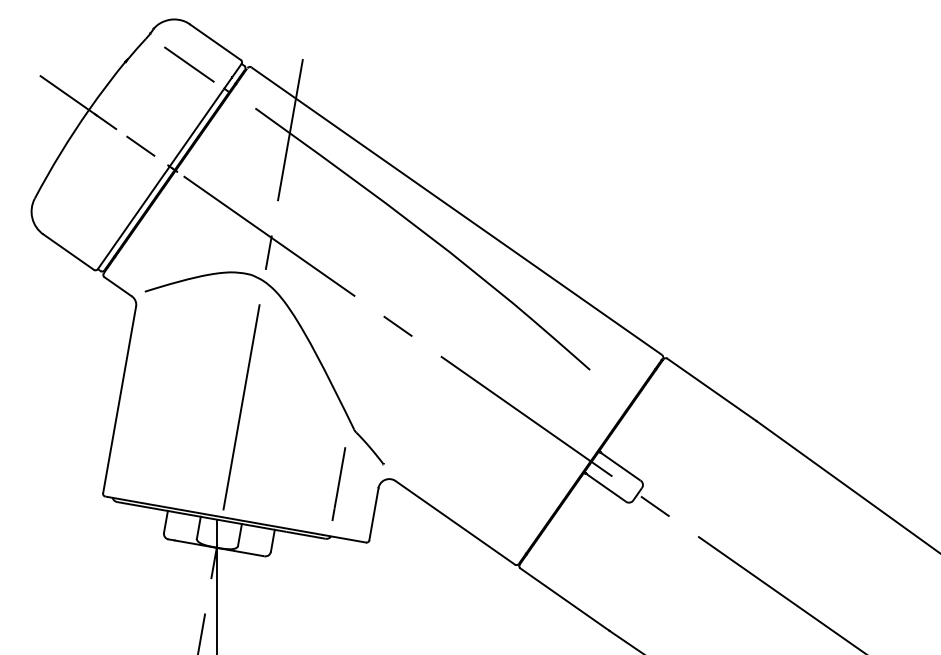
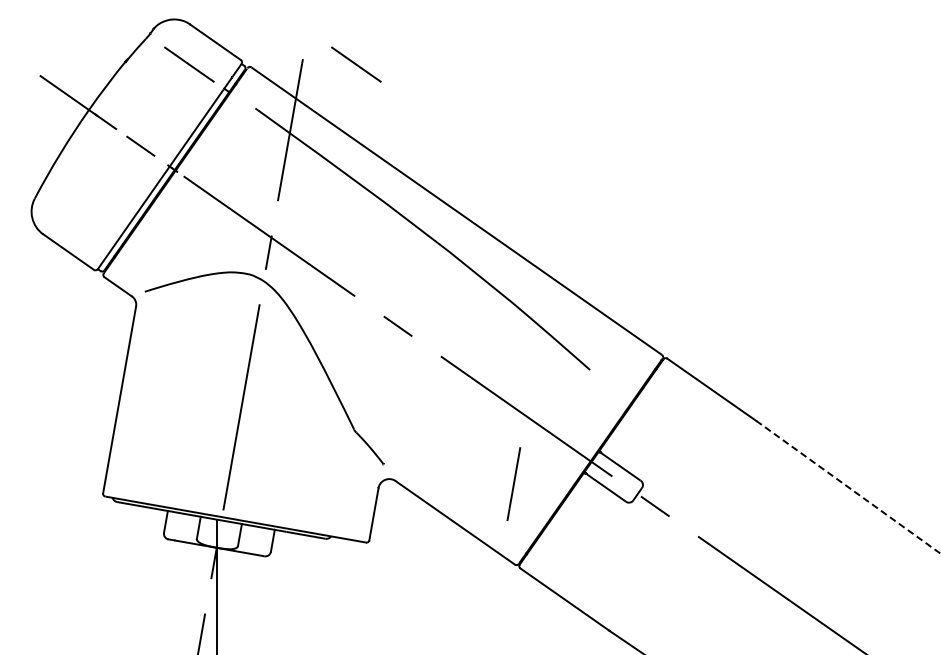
line: none -> present (356, 64)
line position: (338, 483) -> (513, 483) (513, 483)
line: solid -> dashed (848, 487)
